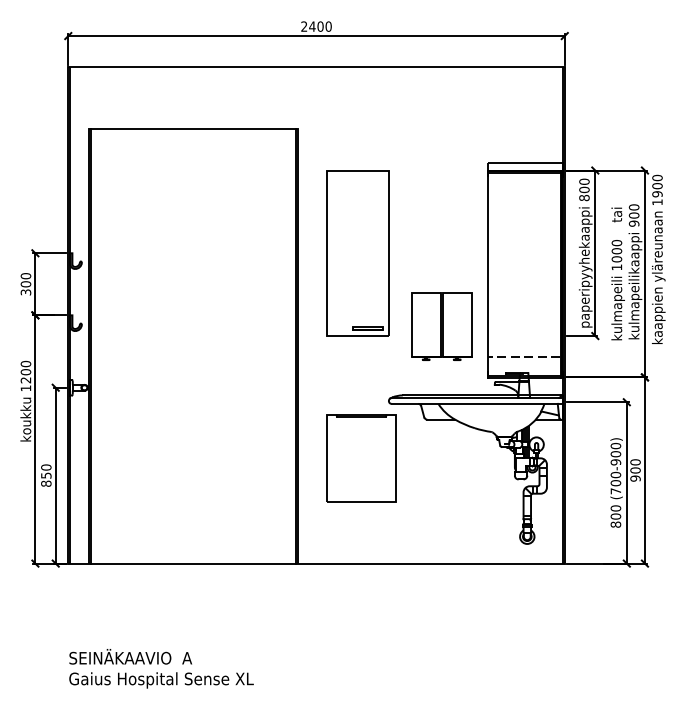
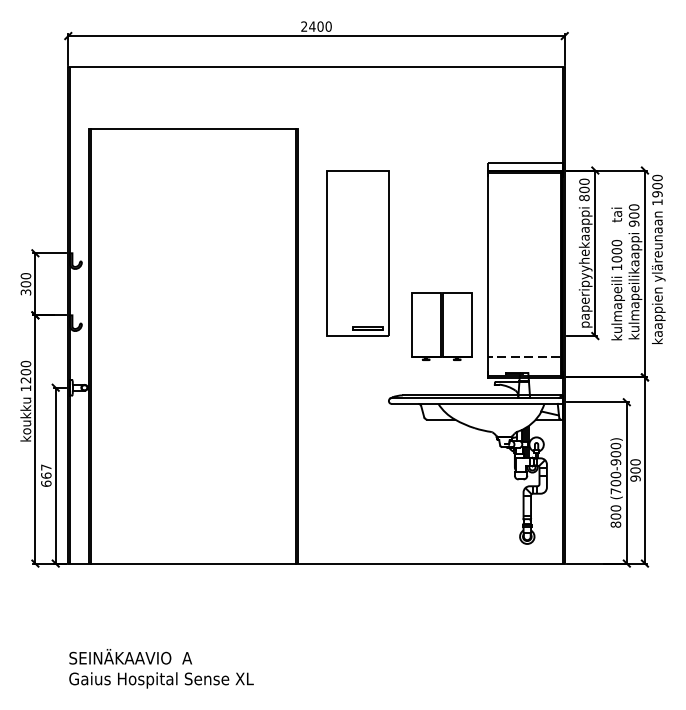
part: present -> none (361, 458)
text: 850 -> 667 (46, 475)
